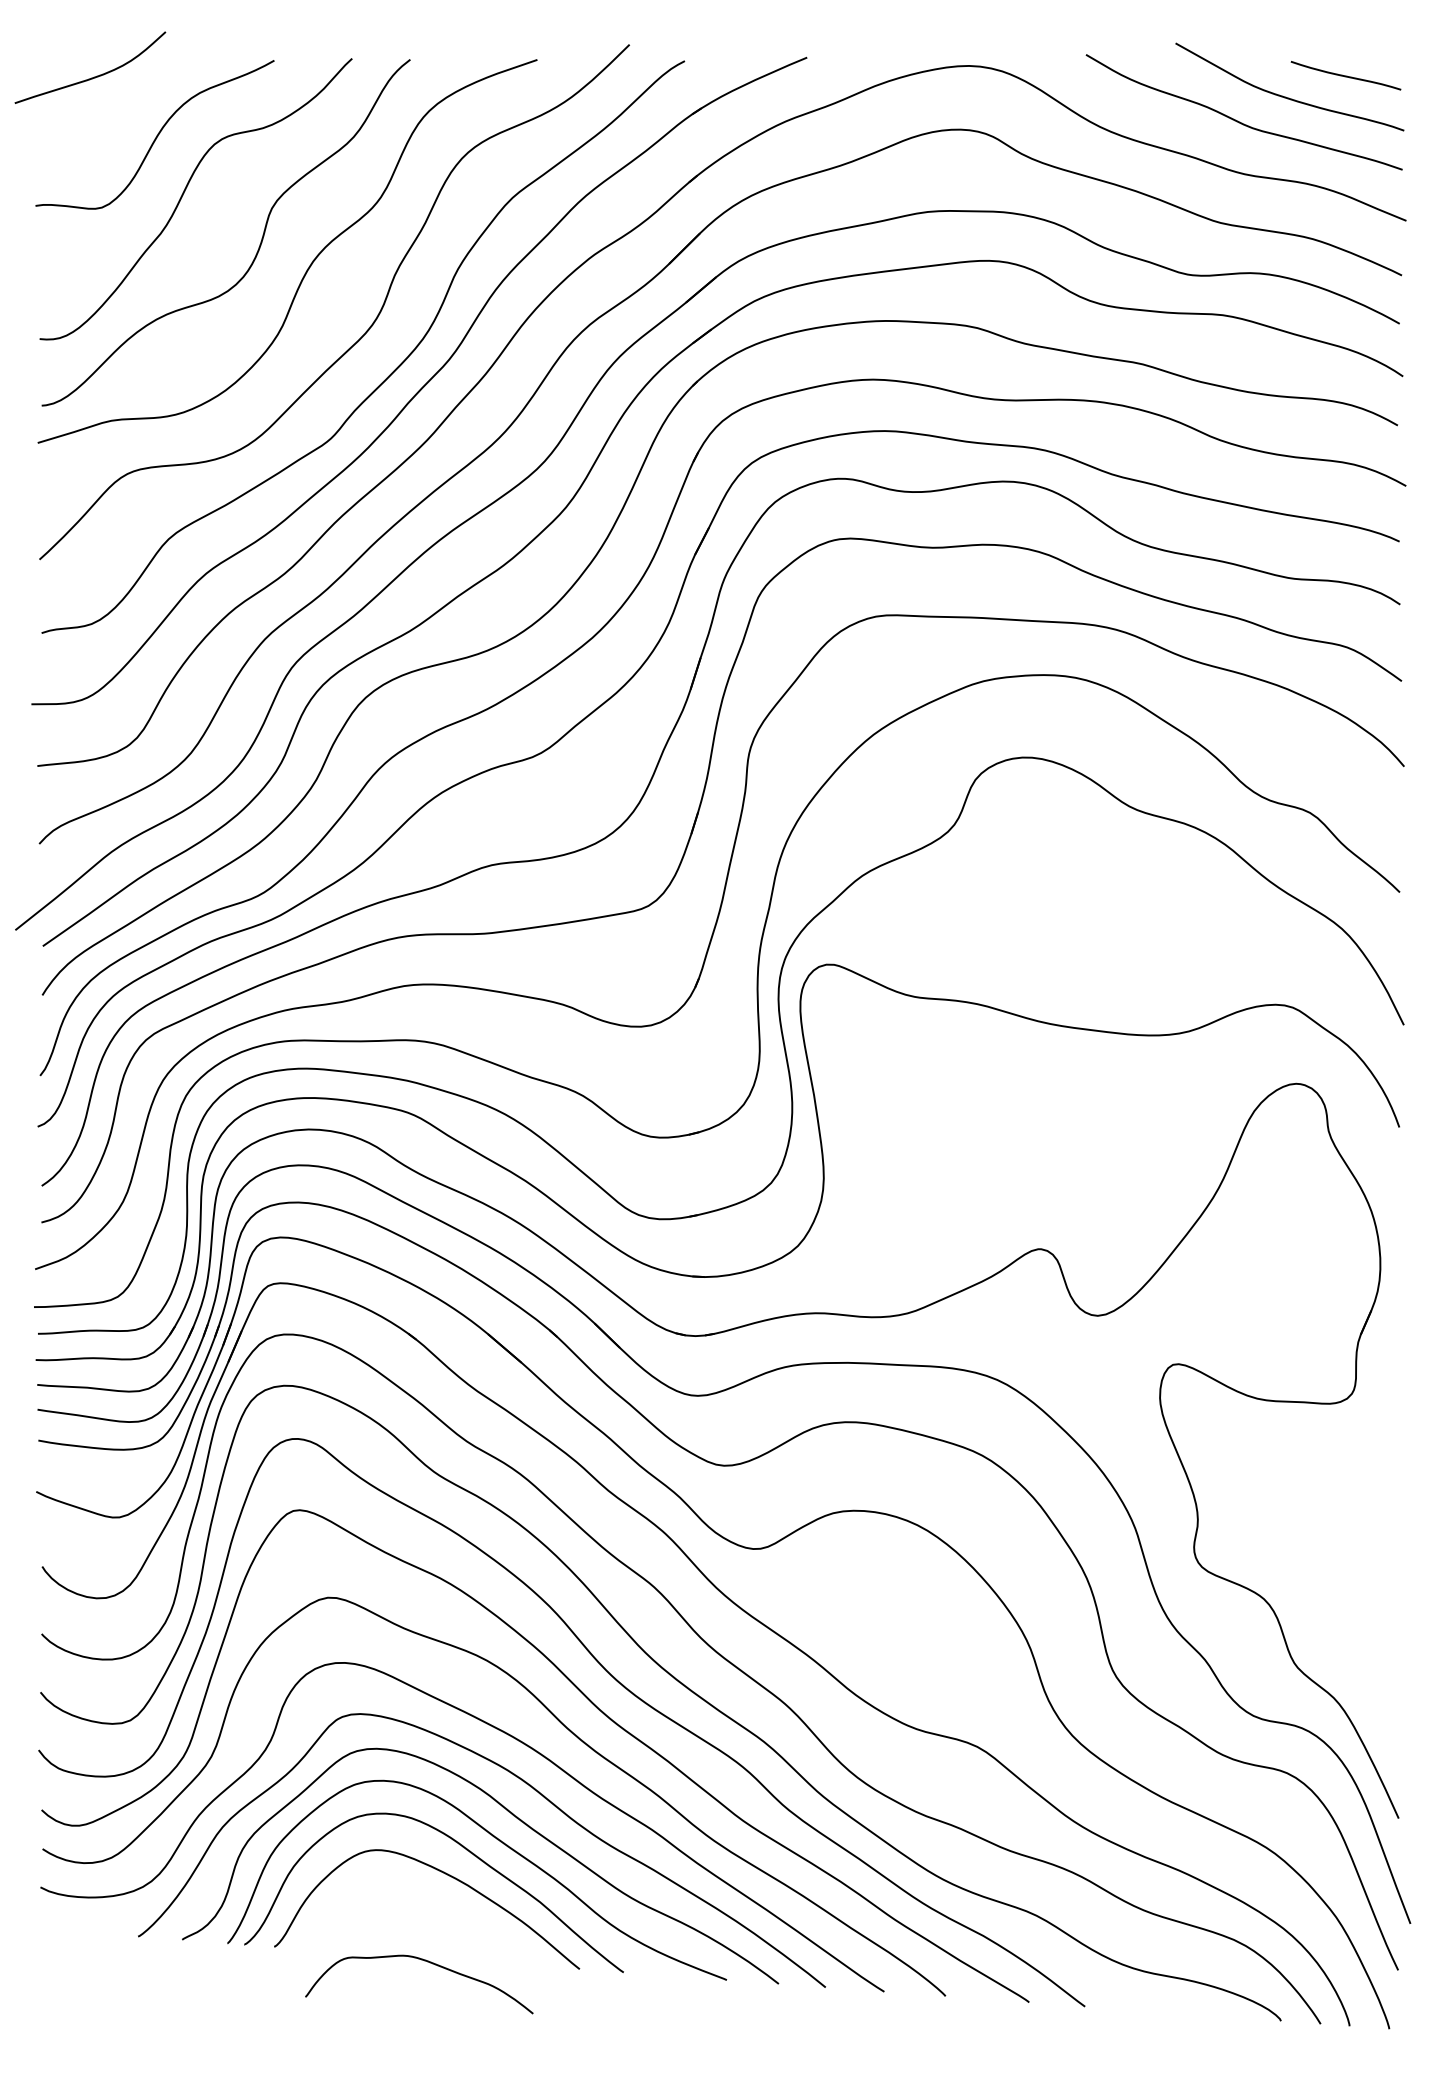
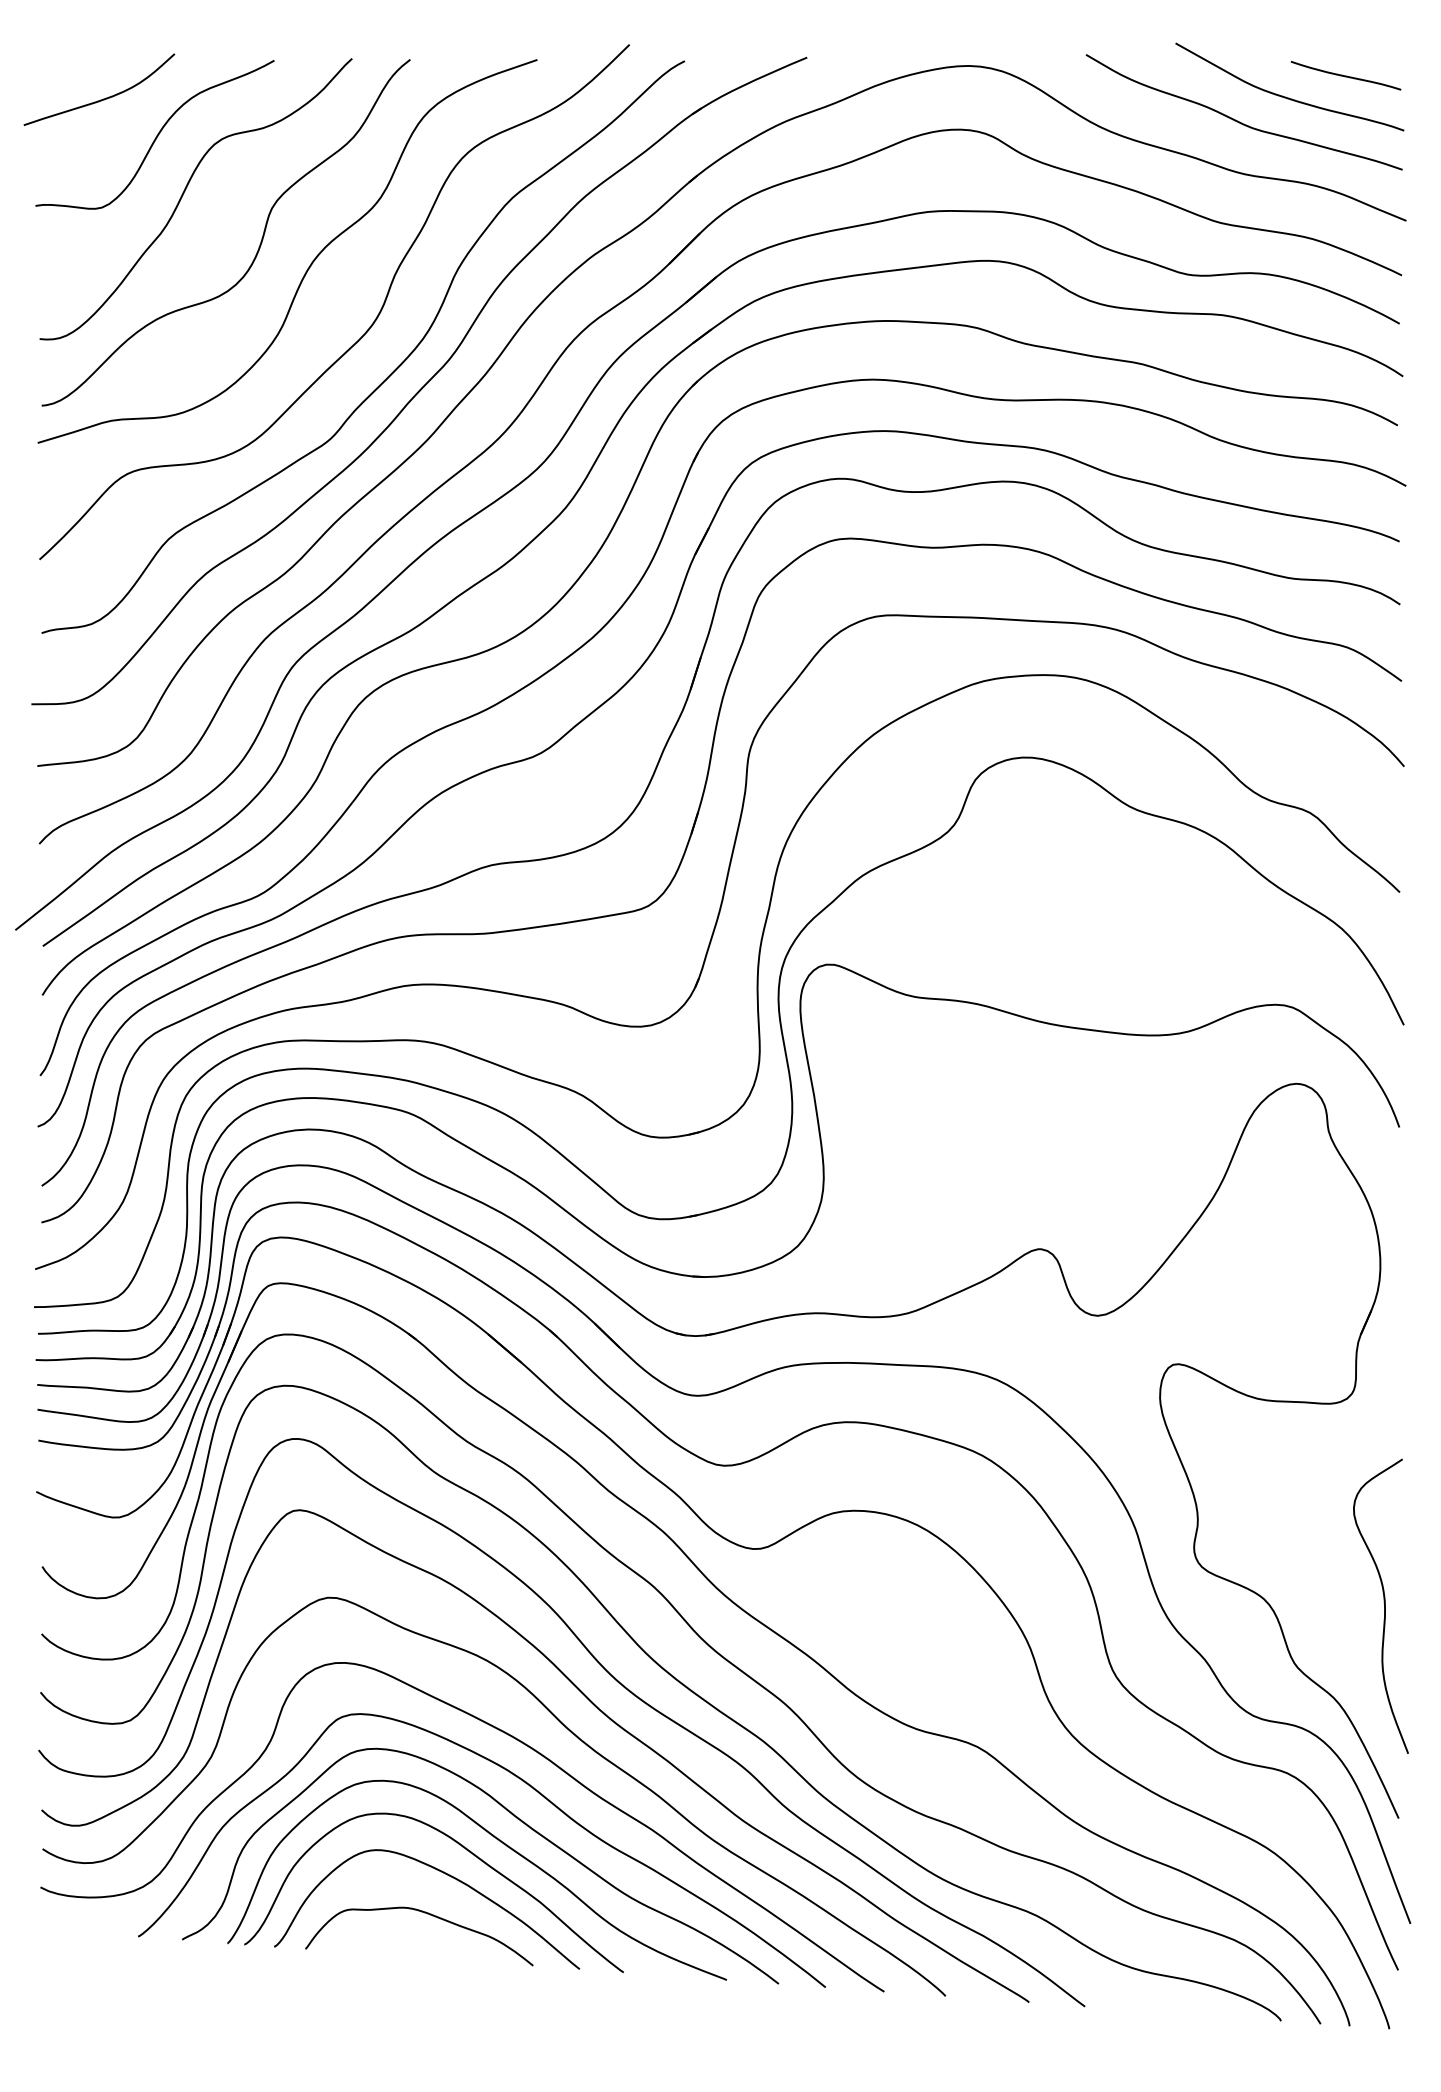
curve position: (94, 76) -> (103, 98) (103, 98)
curve: none -> present (1384, 1605)
curve position: (427, 1962) -> (427, 1914) (427, 1914)
